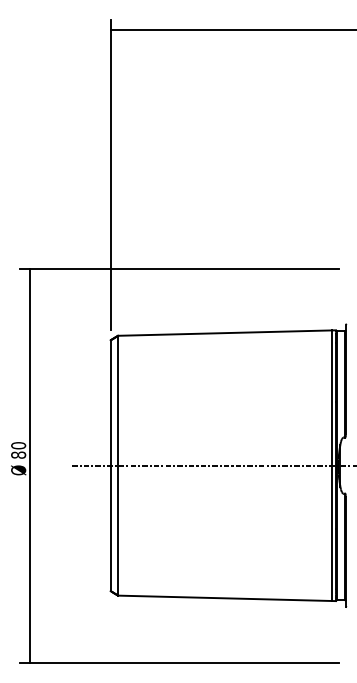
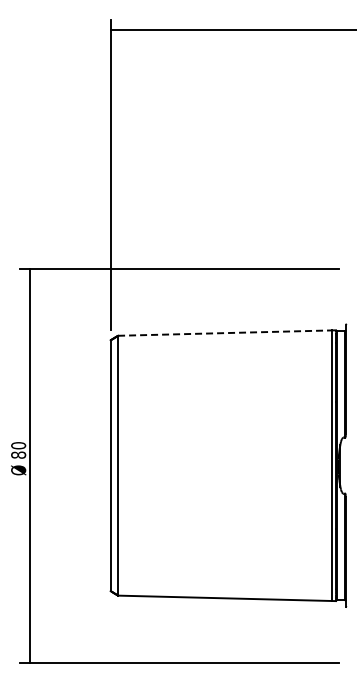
line: solid -> dashed (225, 333)
line: present -> none (212, 465)
